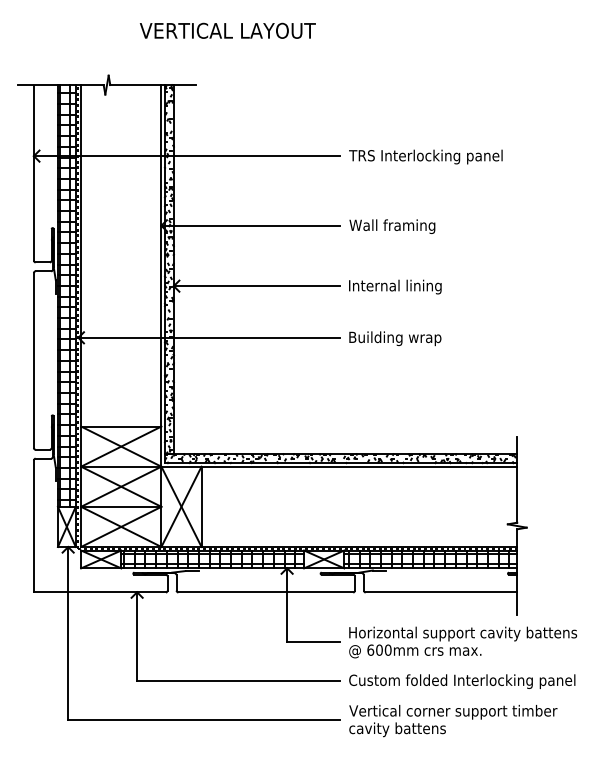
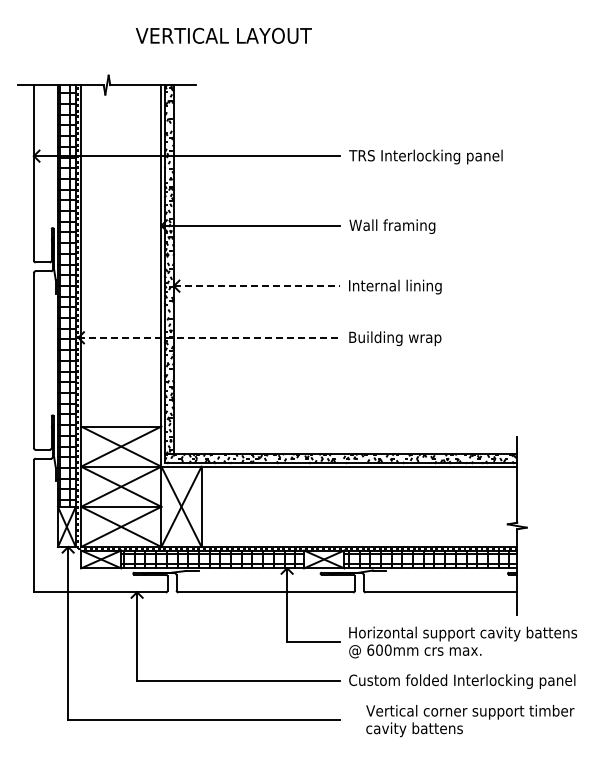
text position: (227, 30) -> (223, 35) (223, 35)
line: solid -> dashed (257, 286)
line: solid -> dashed (209, 337)
text position: (453, 721) -> (470, 721) (470, 721)
